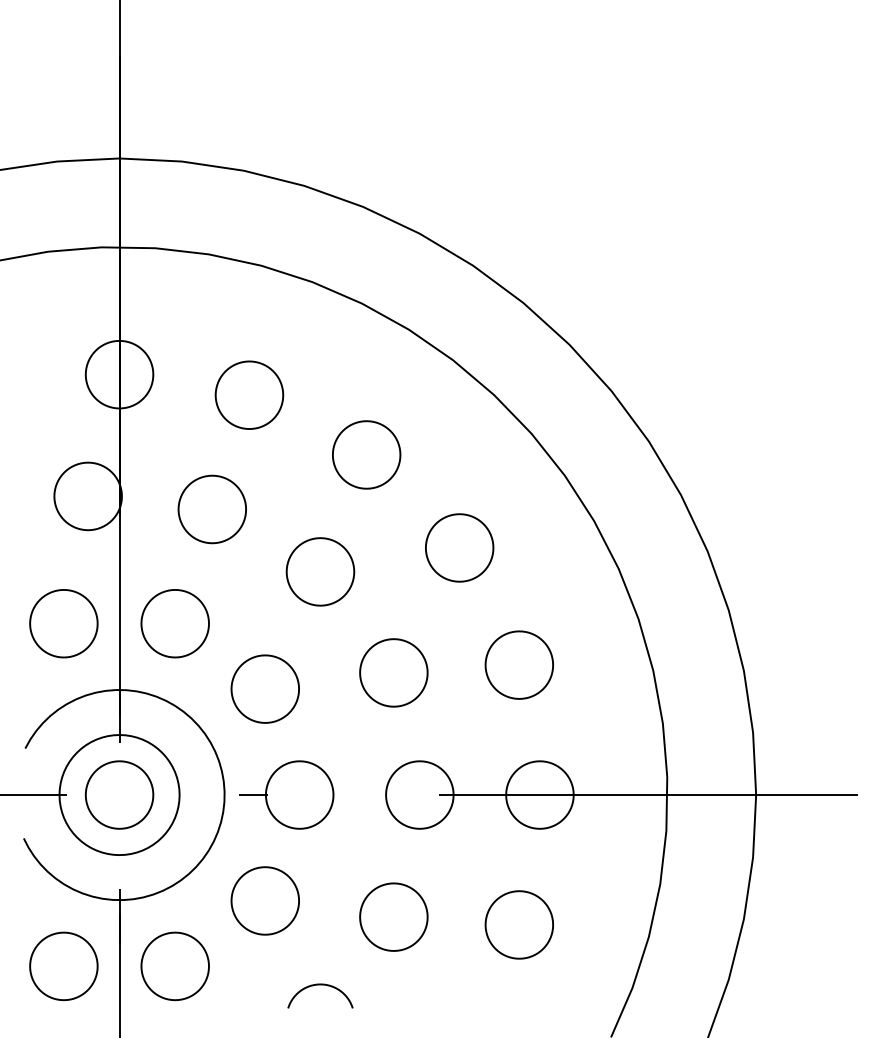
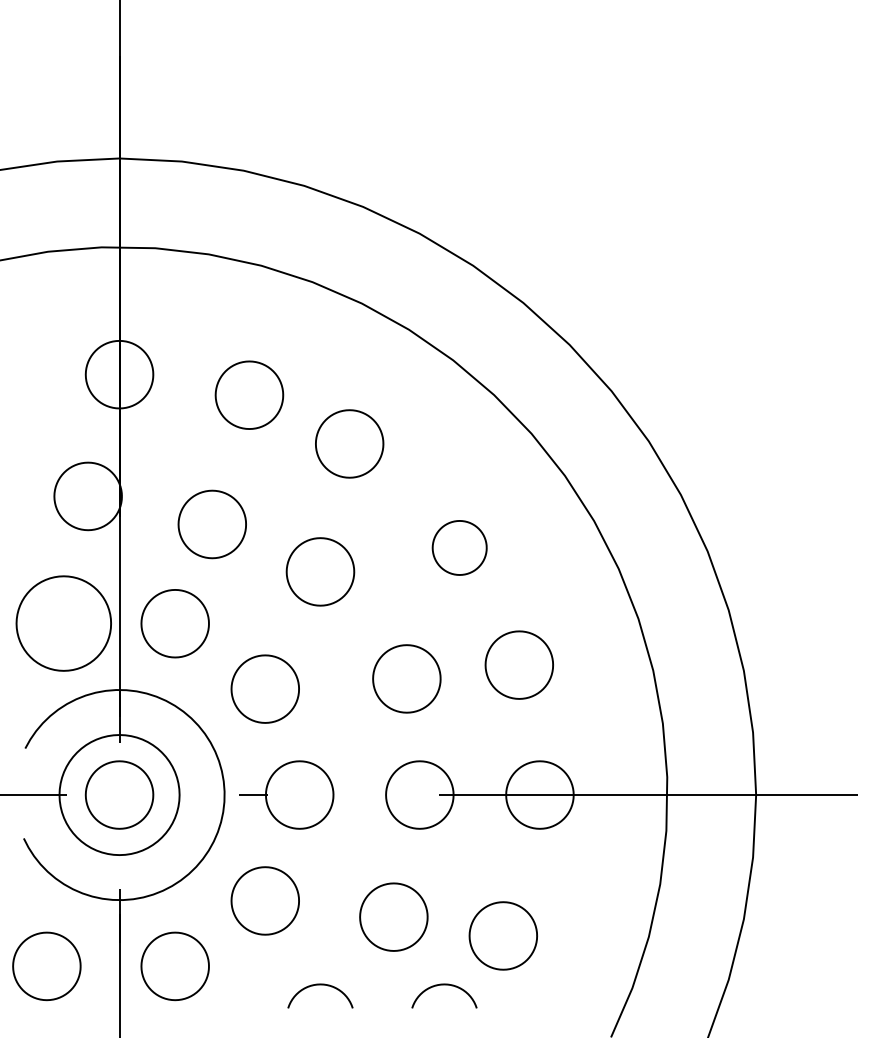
part position: (366, 454) -> (349, 443) (349, 443)
part position: (211, 509) -> (211, 524) (211, 524)
part size: 70x70 px -> 57x56 px (459, 547)
part size: 70x70 px -> 97x97 px (63, 623)
part position: (393, 672) -> (406, 678) (406, 678)
part position: (518, 924) -> (502, 935) (502, 935)
part position: (63, 966) -> (46, 966) (46, 966)
curve: none -> present (444, 985)
